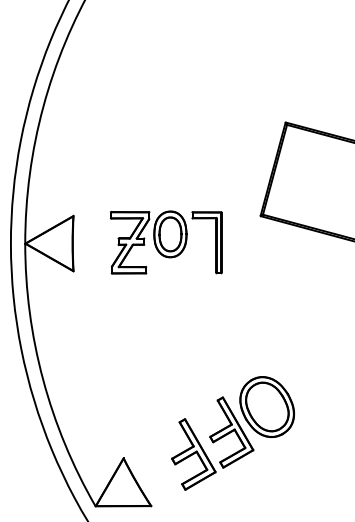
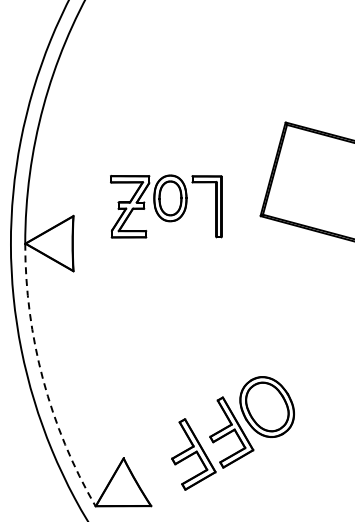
part position: (166, 242) -> (166, 206) (166, 206)
arc: solid -> dashed (43, 379)
